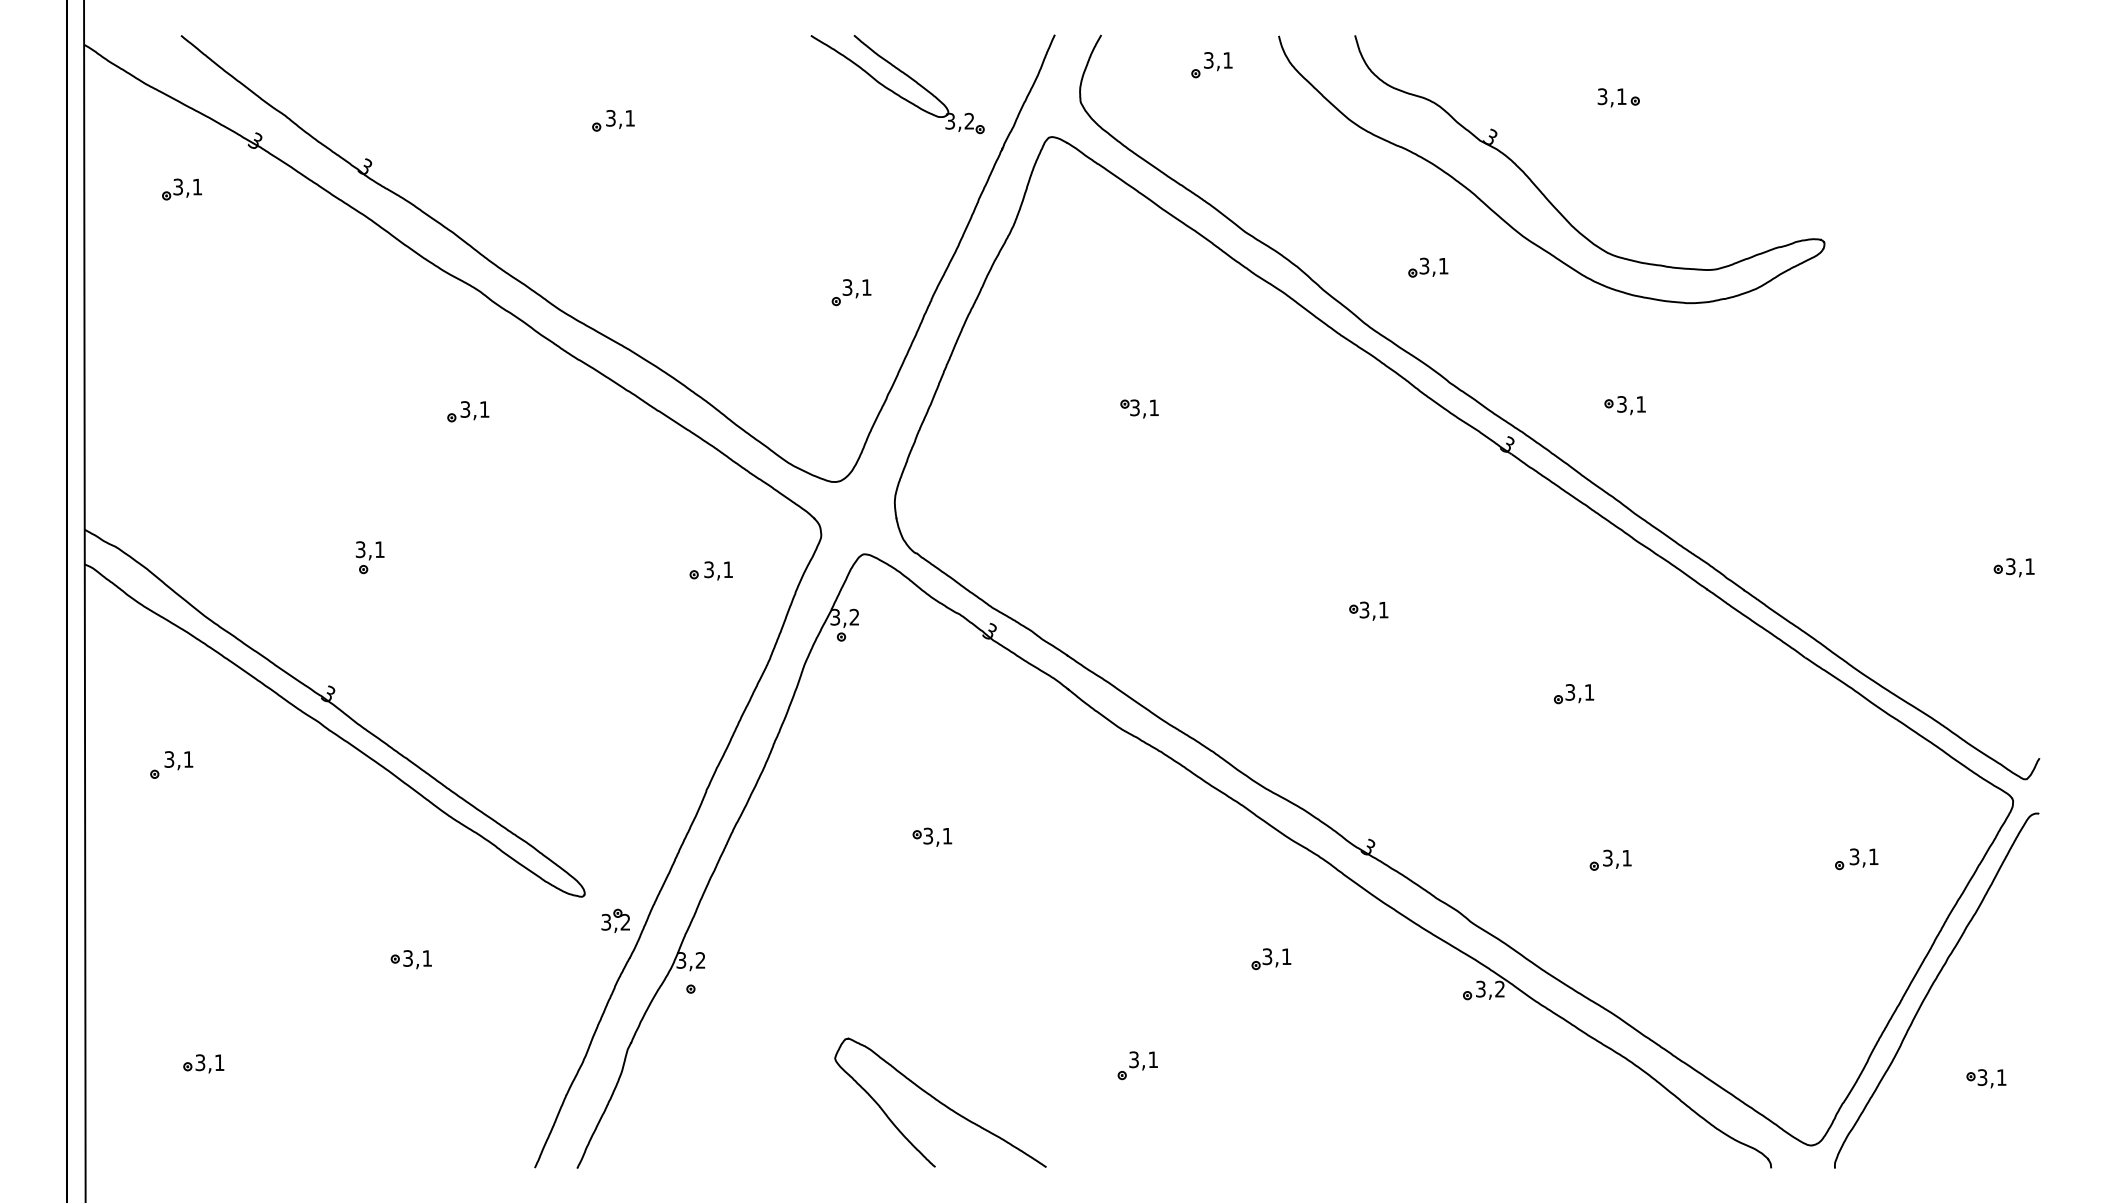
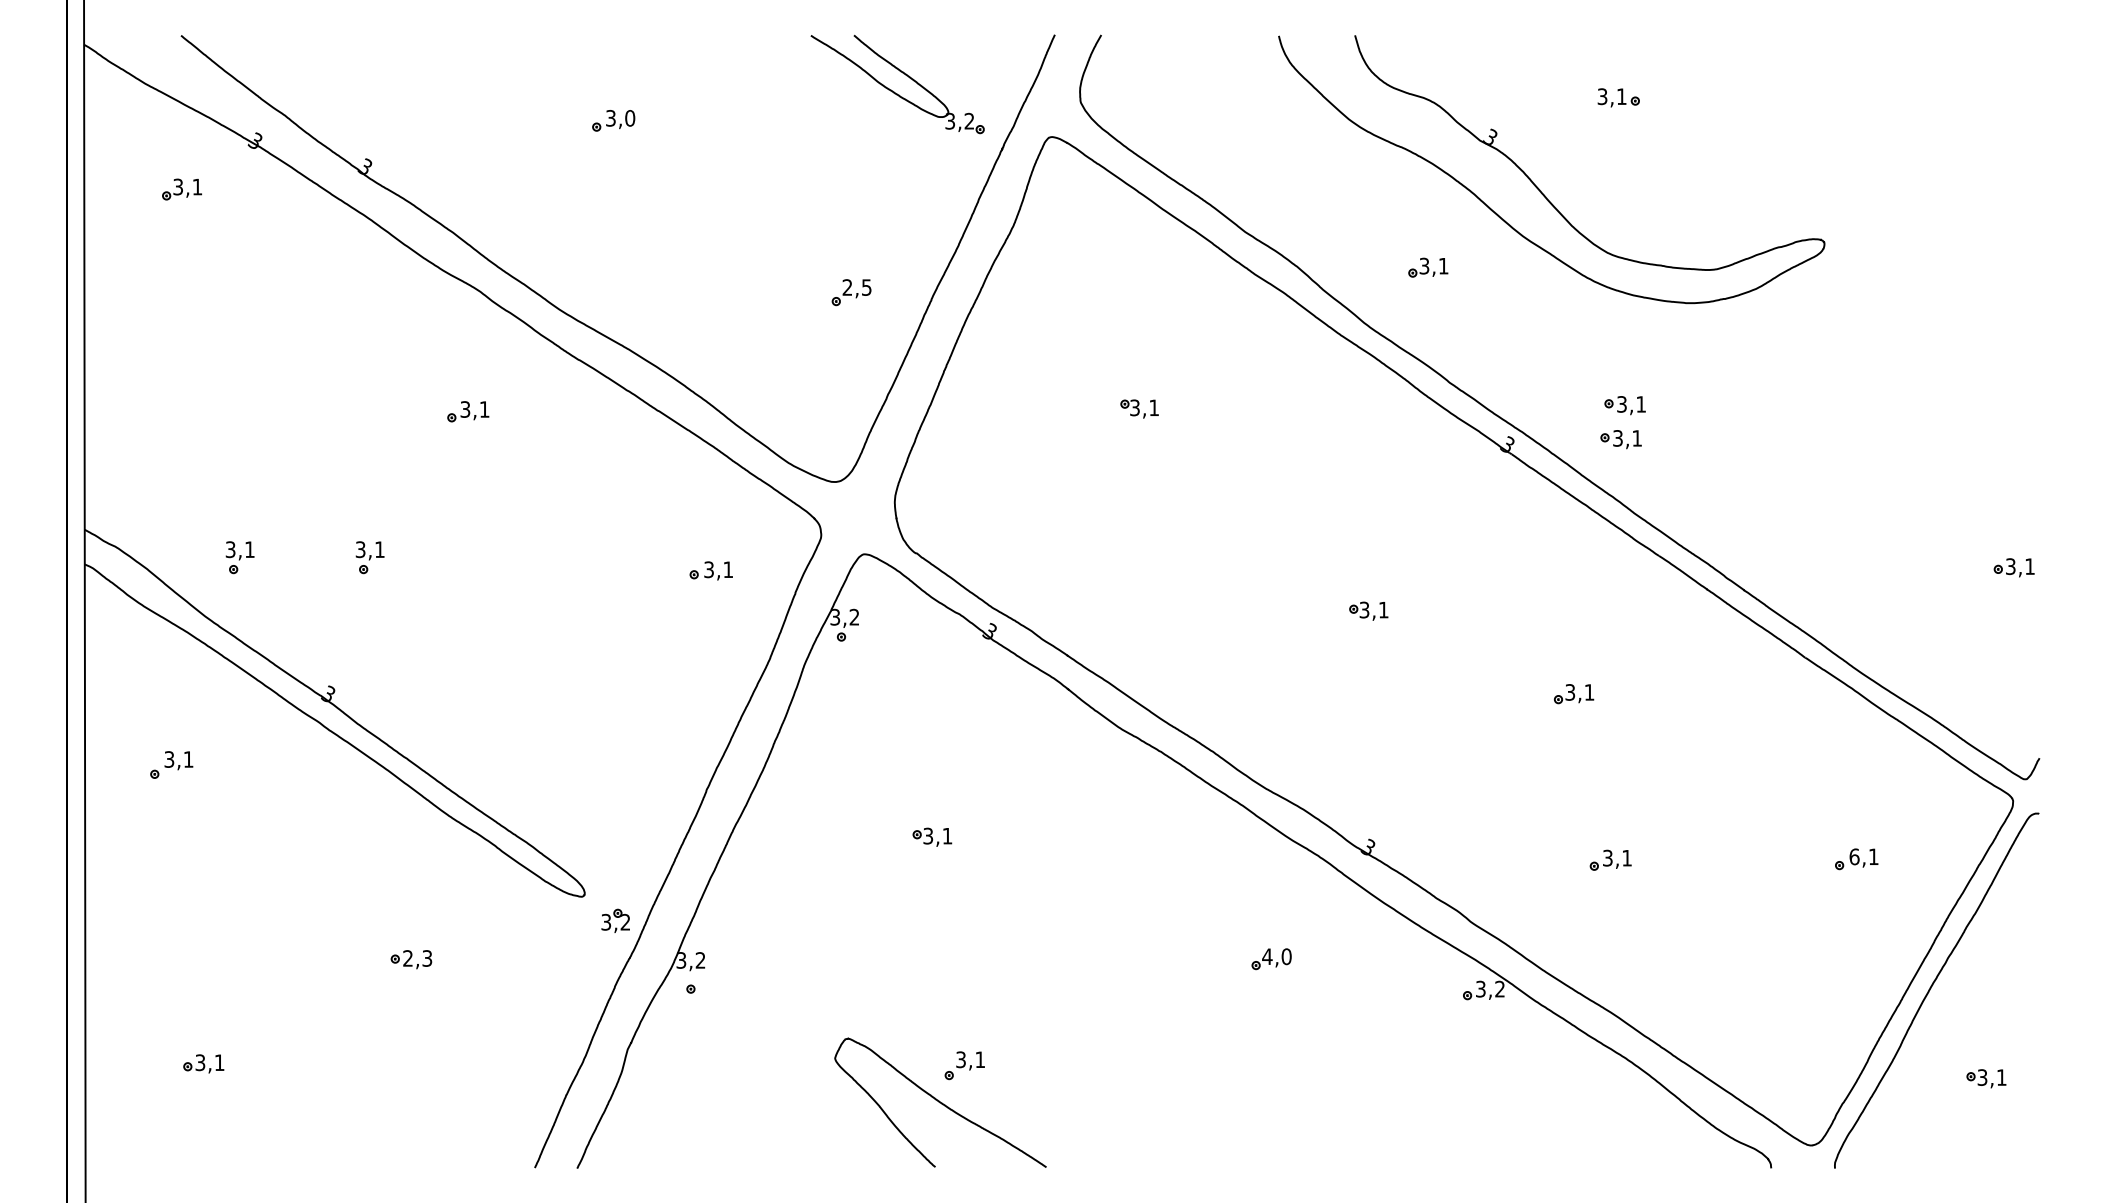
part: present -> none (1211, 65)
text: 3,1 -> 3,0 (630, 118)
text: 3,1 -> 2,5 (856, 287)
part: none -> present (1620, 439)
part: none -> present (239, 557)
text: 3,1 -> 6,1 (1854, 856)
text: 3,1 -> 4,0 (1276, 956)
text: 3,1 -> 2,3 (417, 958)
part position: (1137, 1065) -> (964, 1065) (964, 1065)
